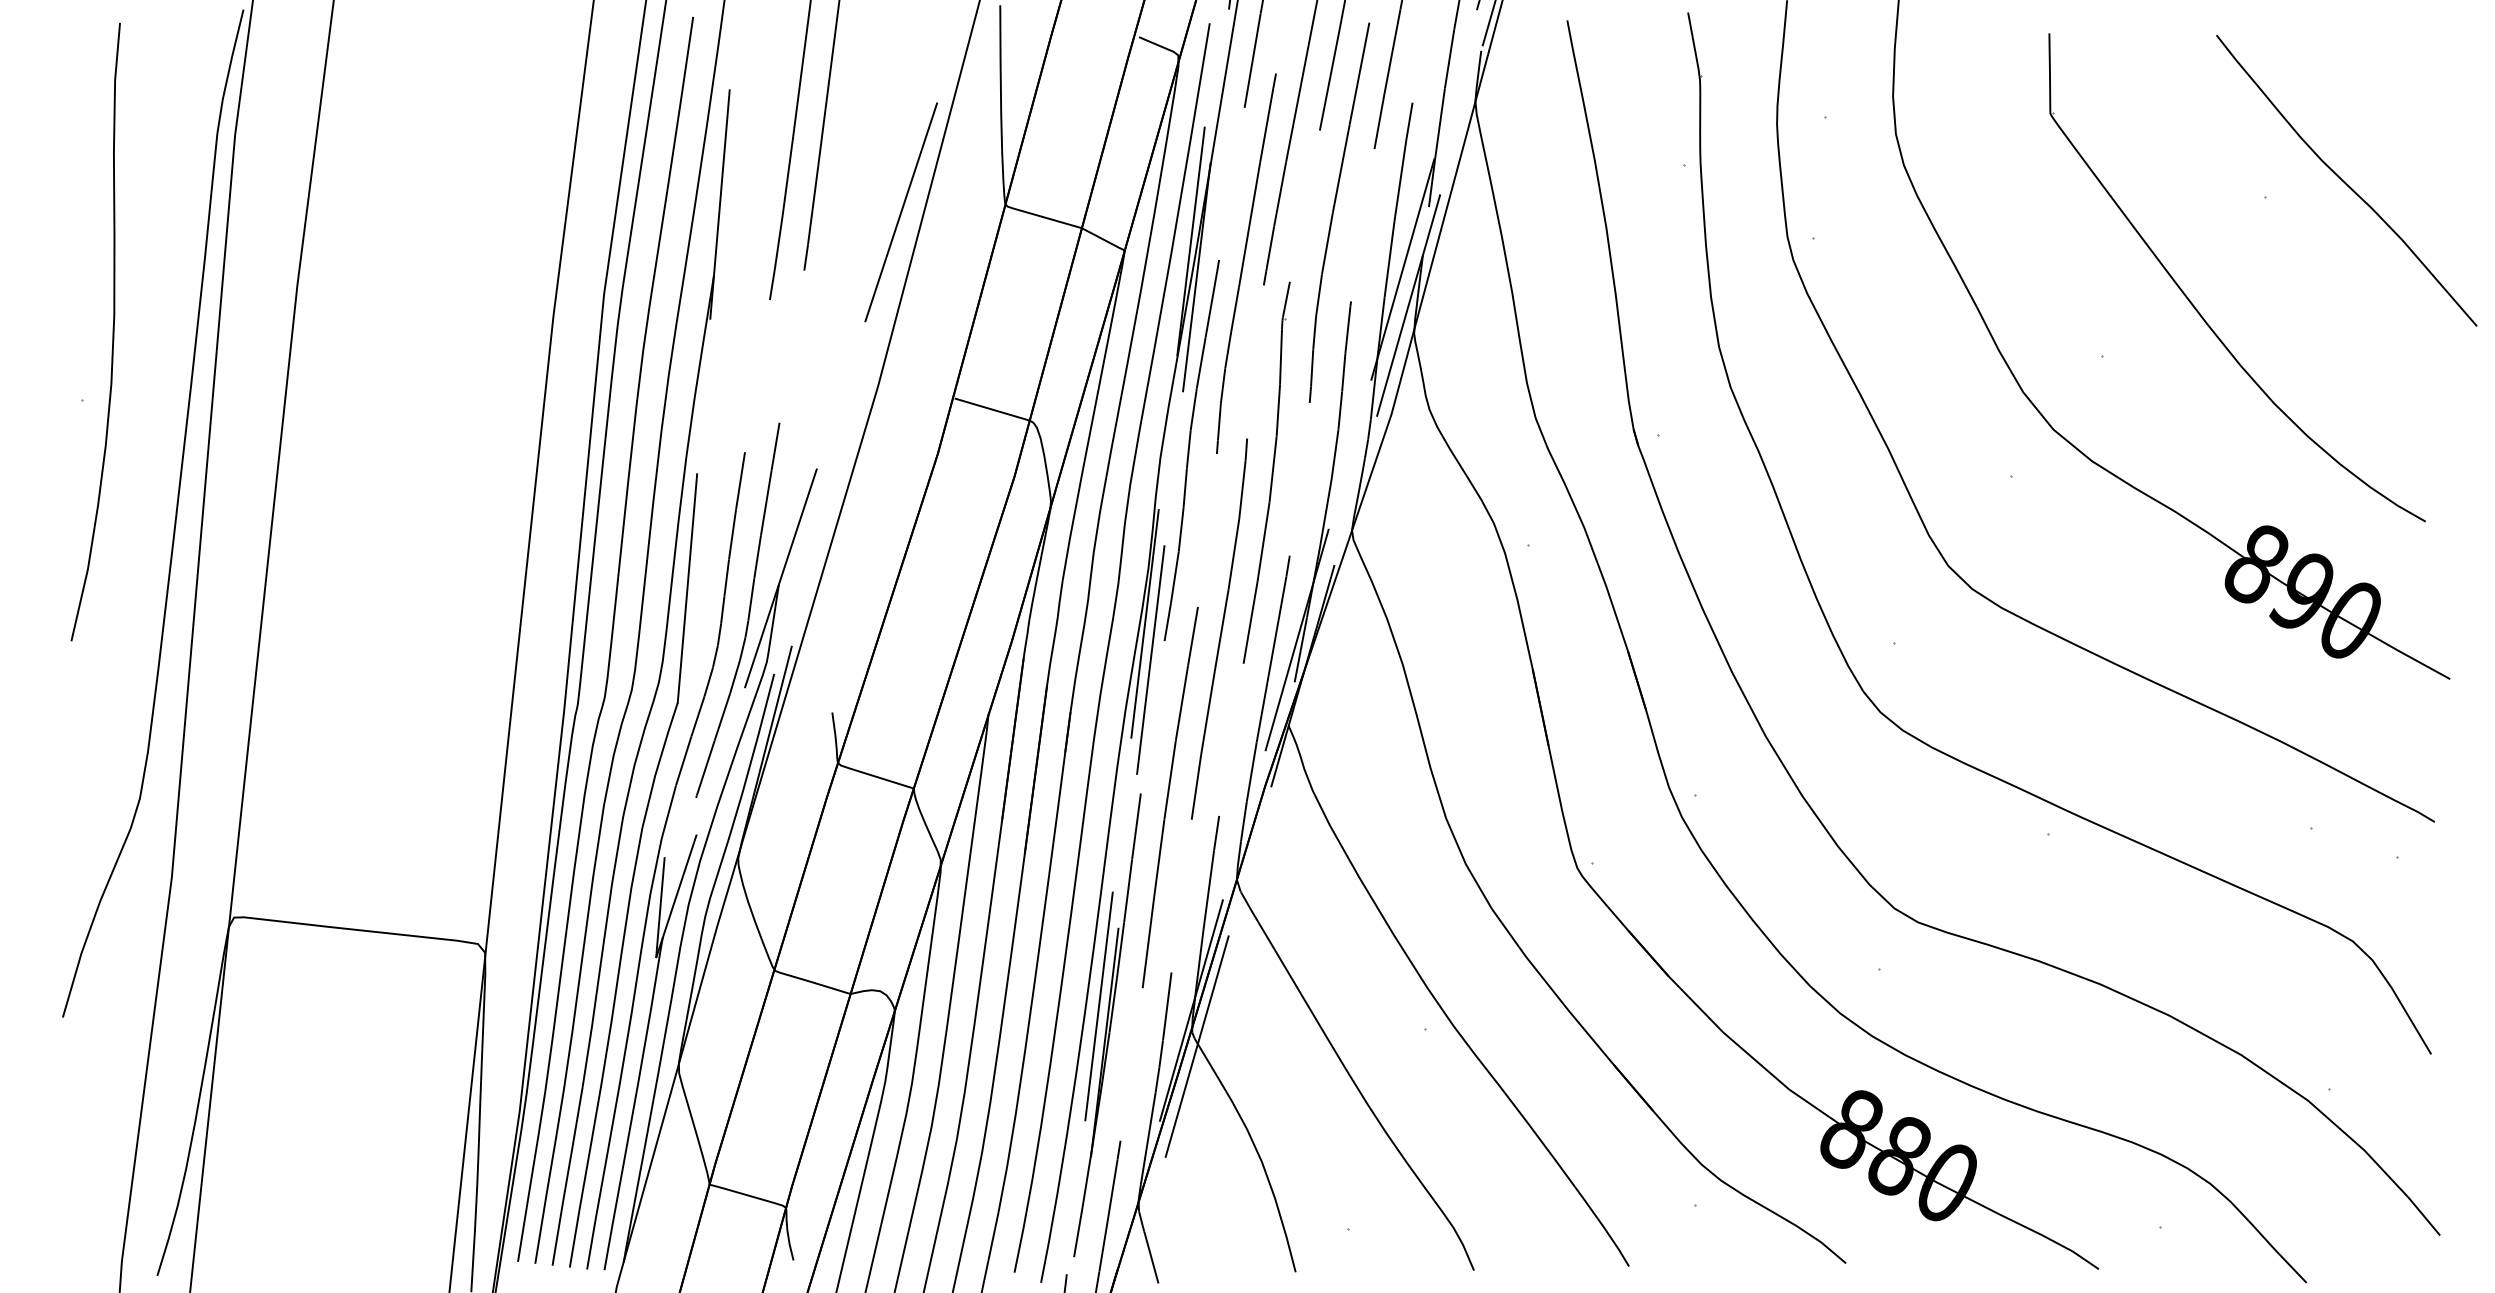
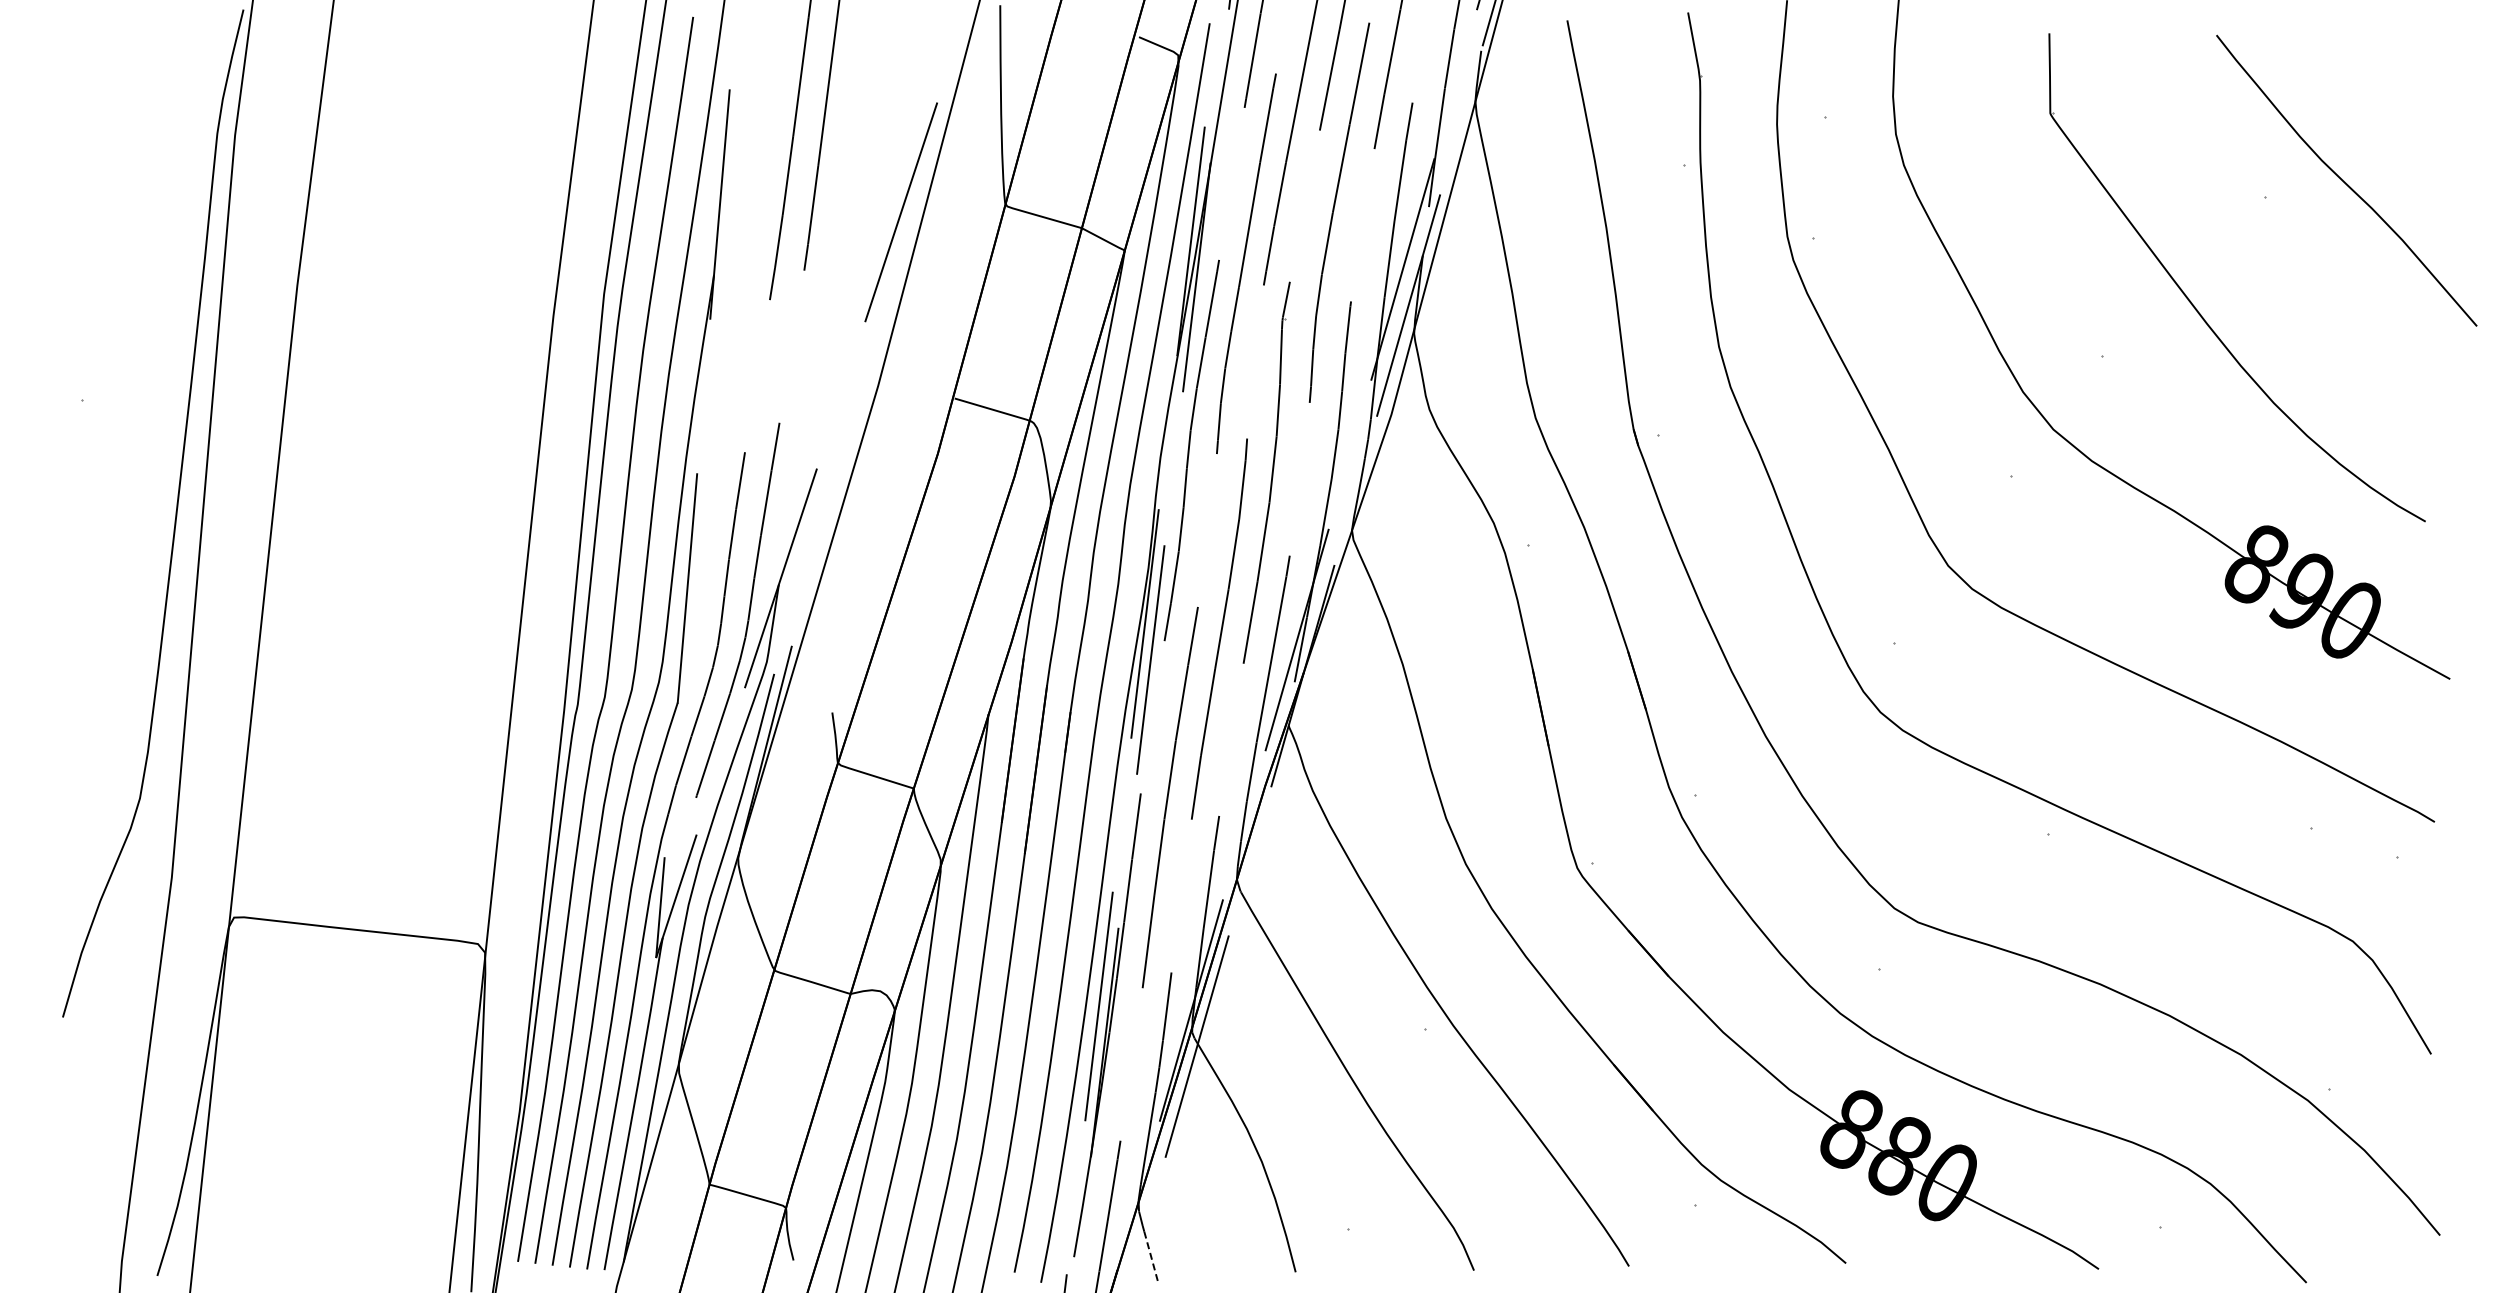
curve: present -> none (112, 332)
line: solid -> dashed (1151, 1256)
